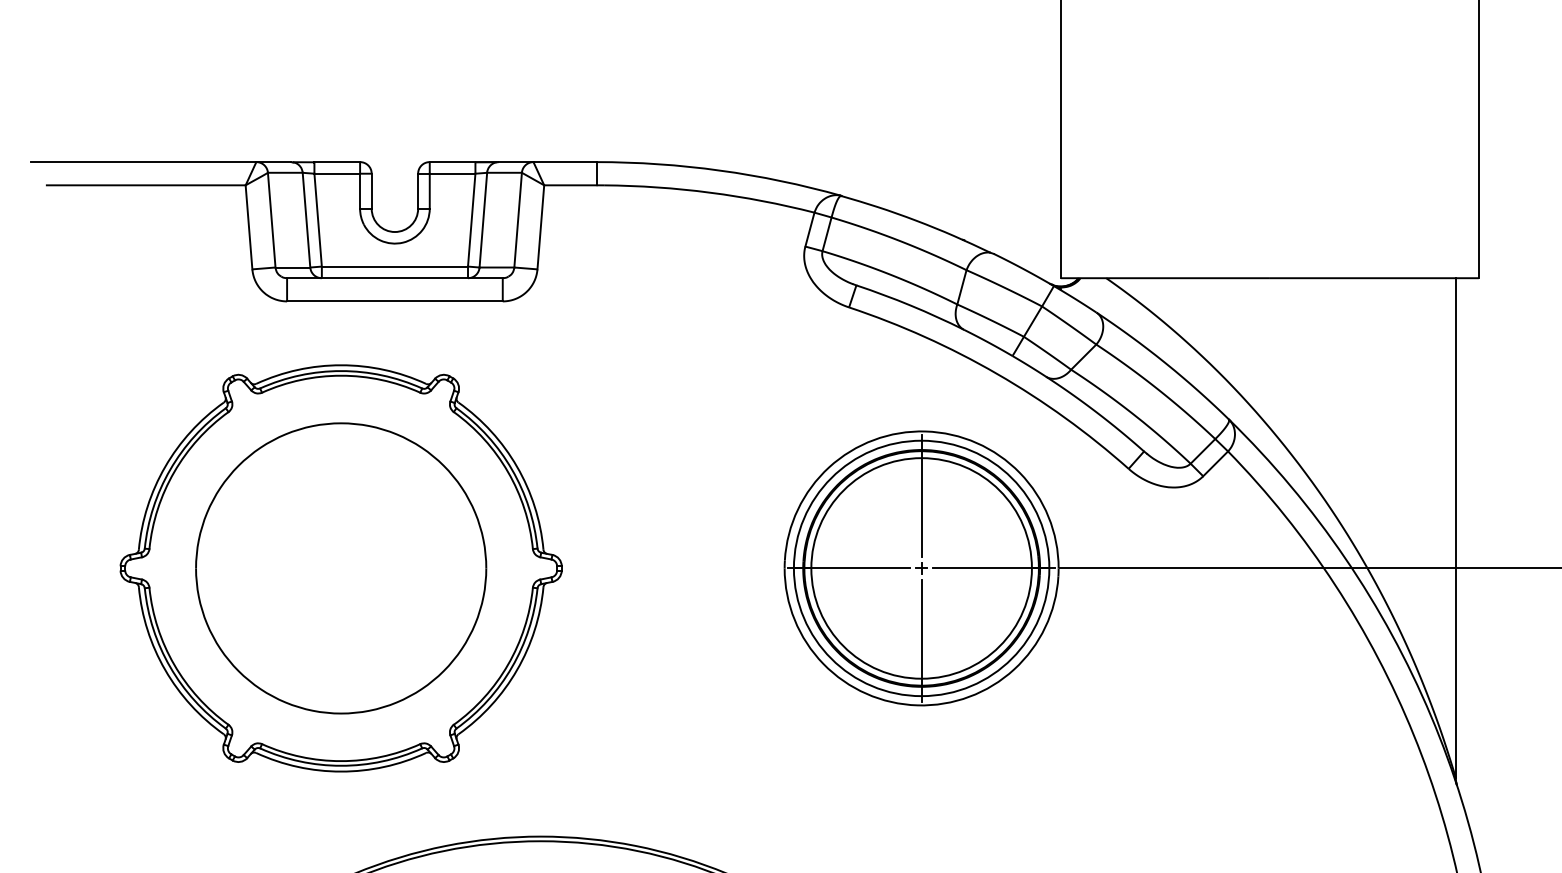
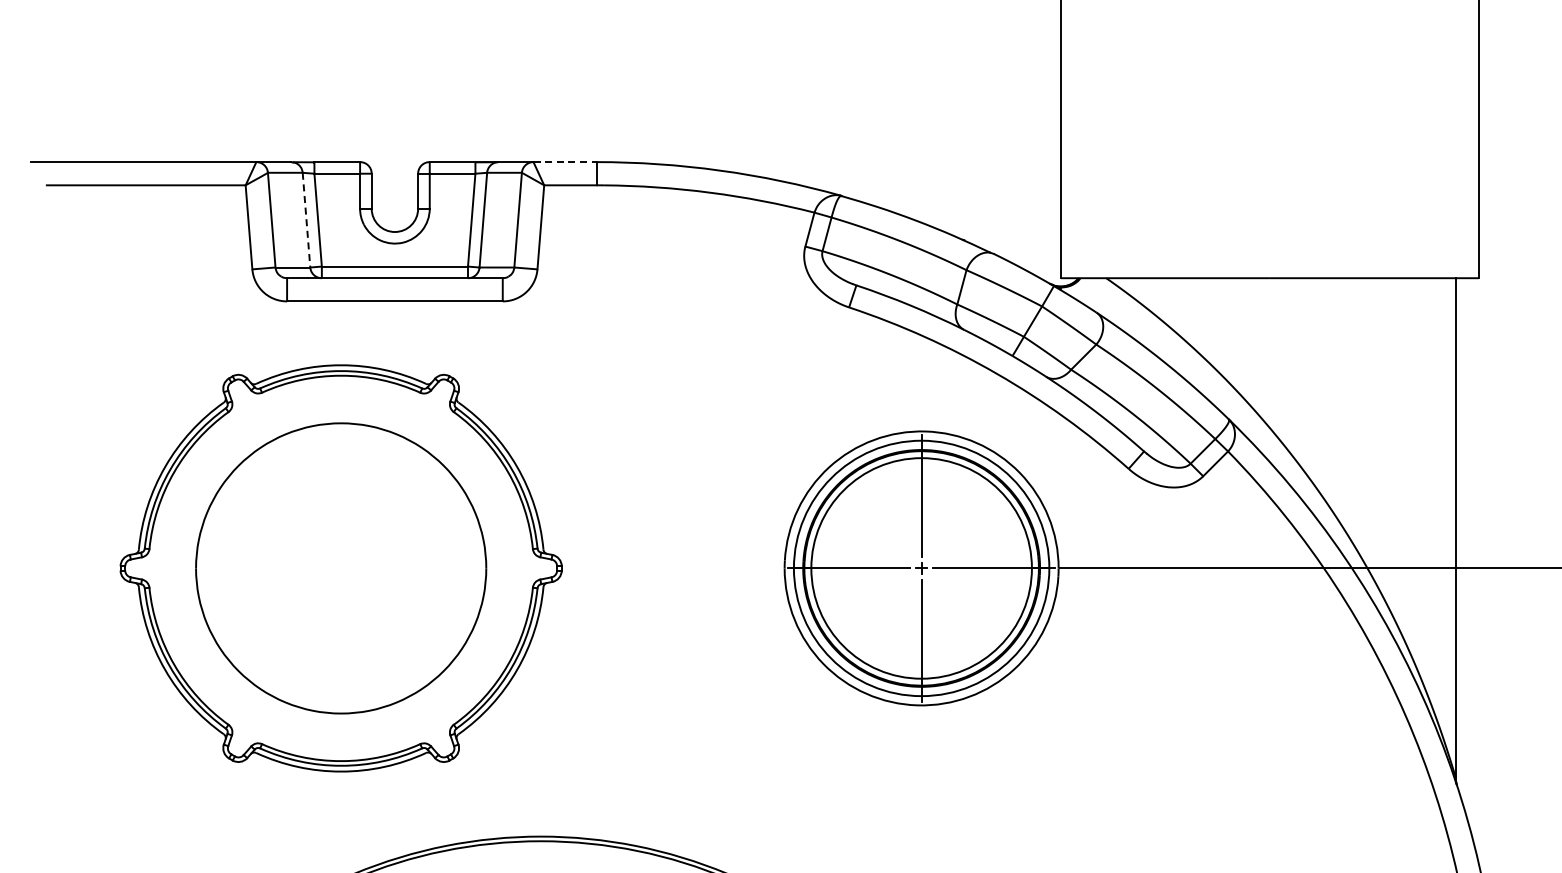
line: solid -> dashed (565, 162)
line: solid -> dashed (306, 220)
